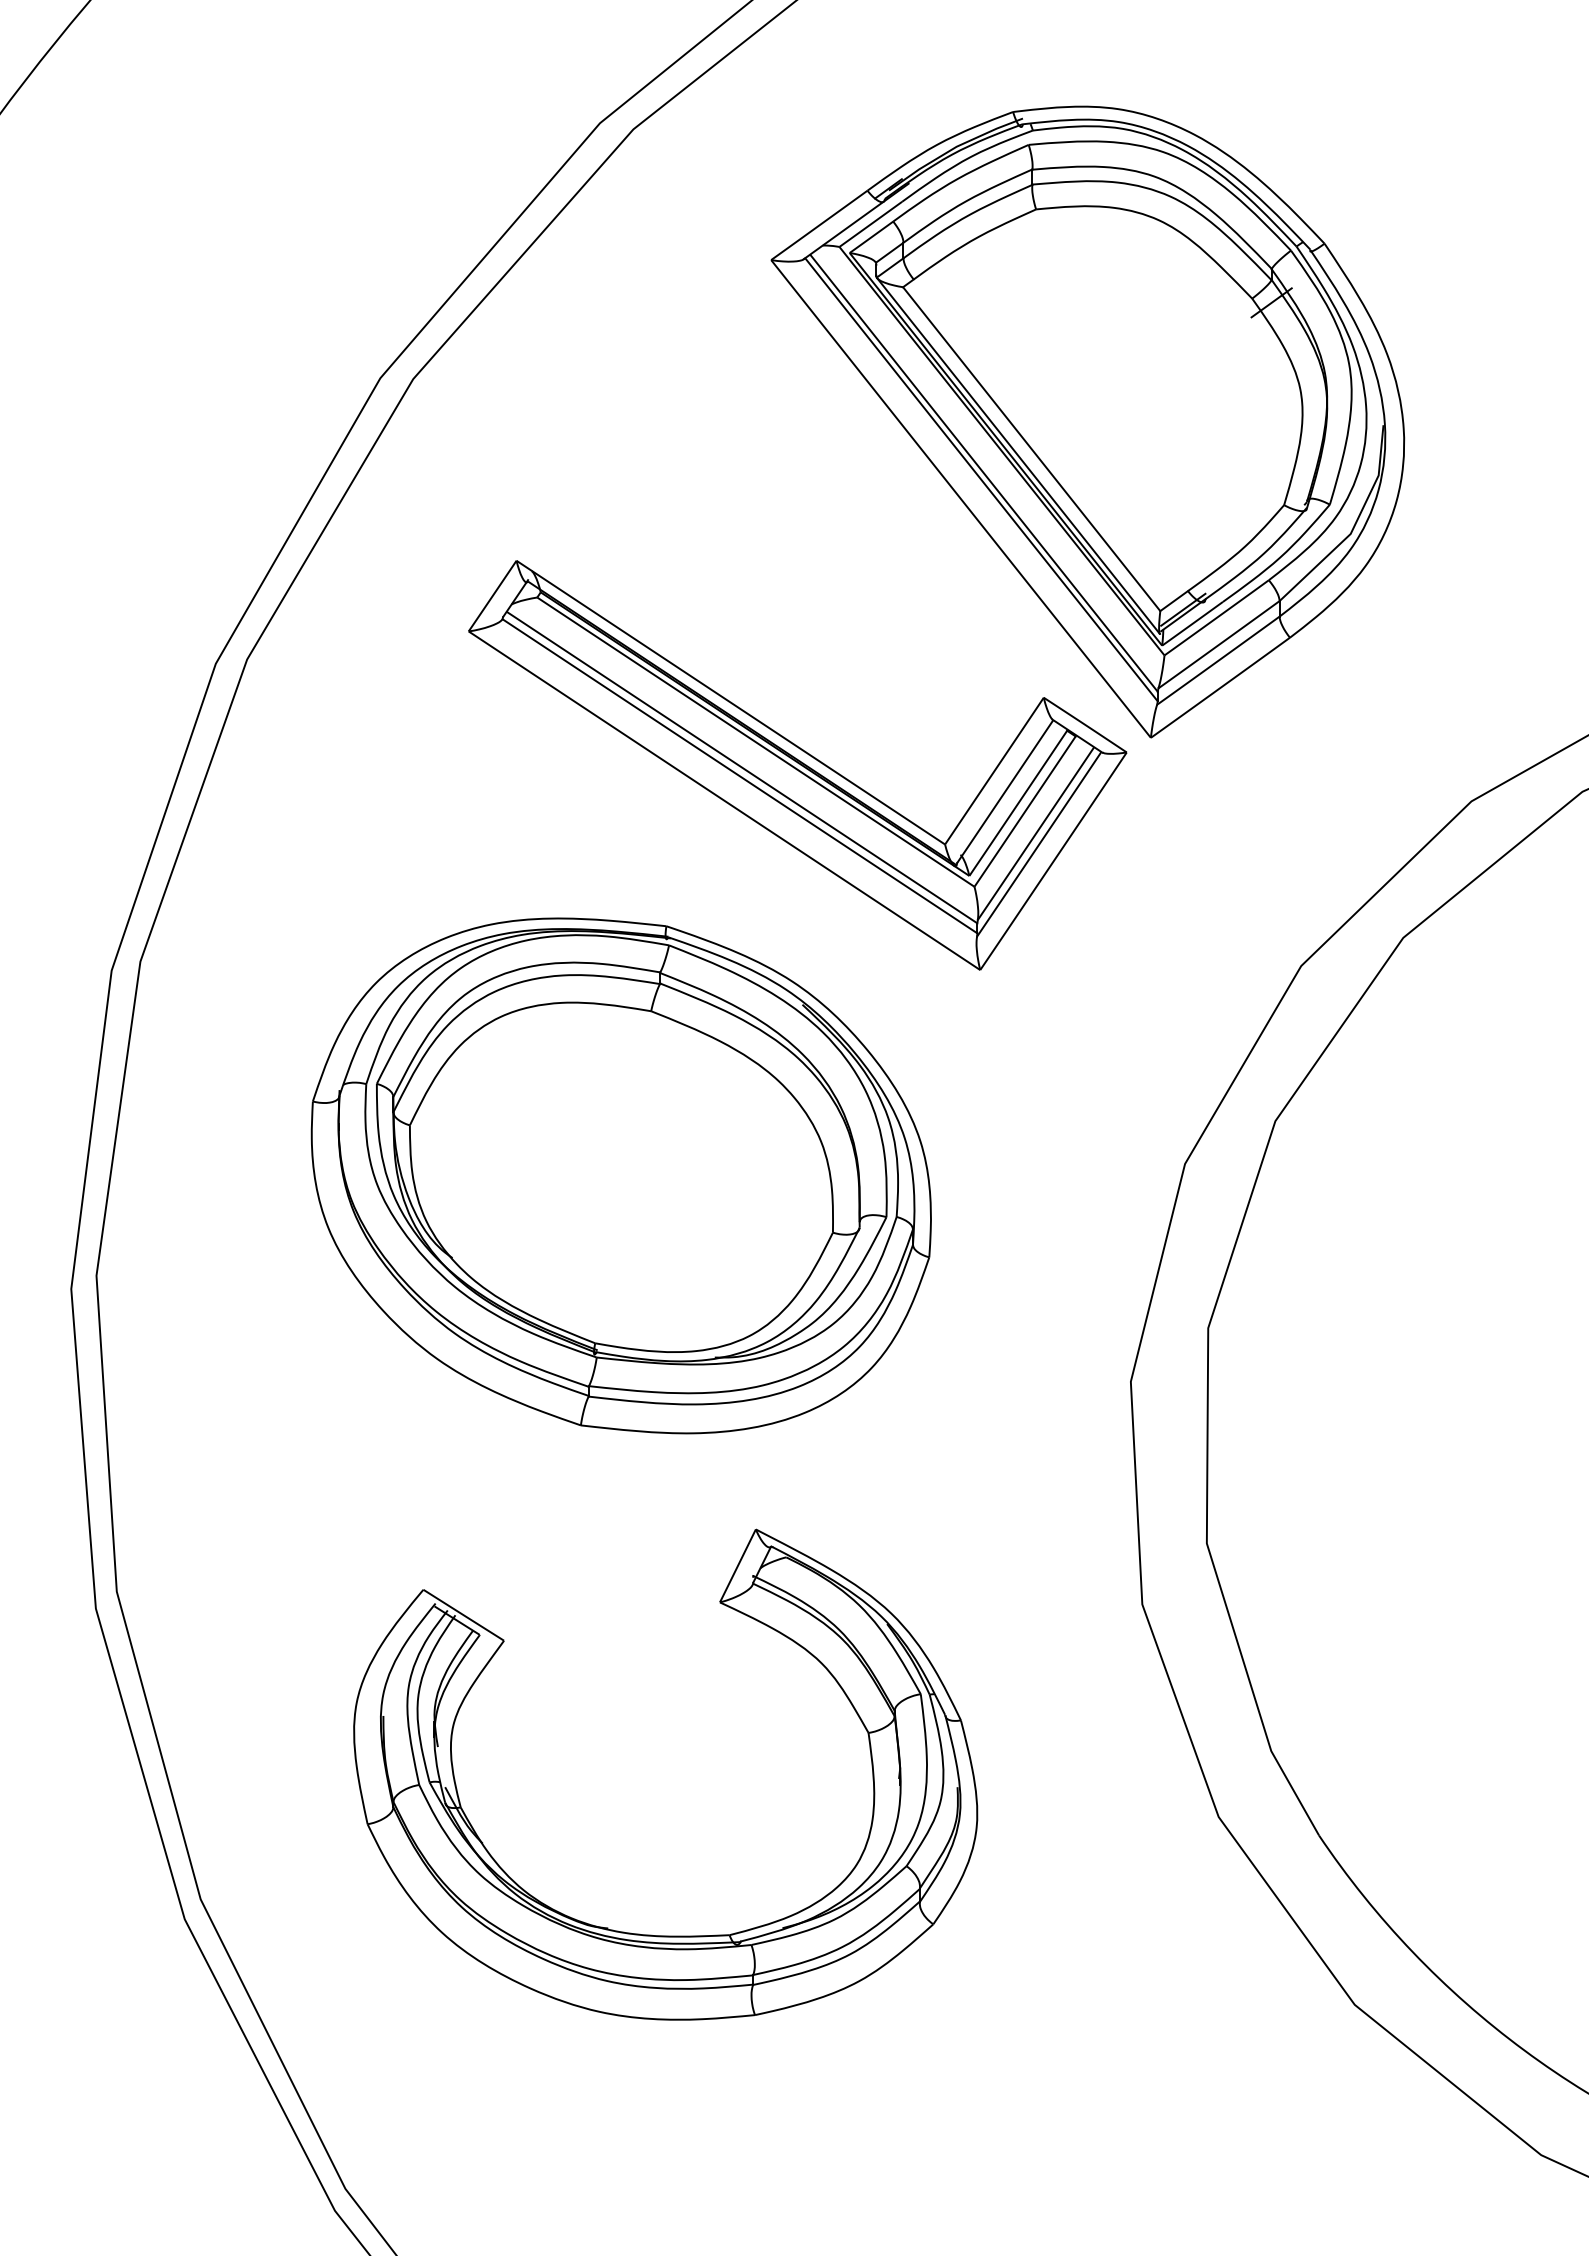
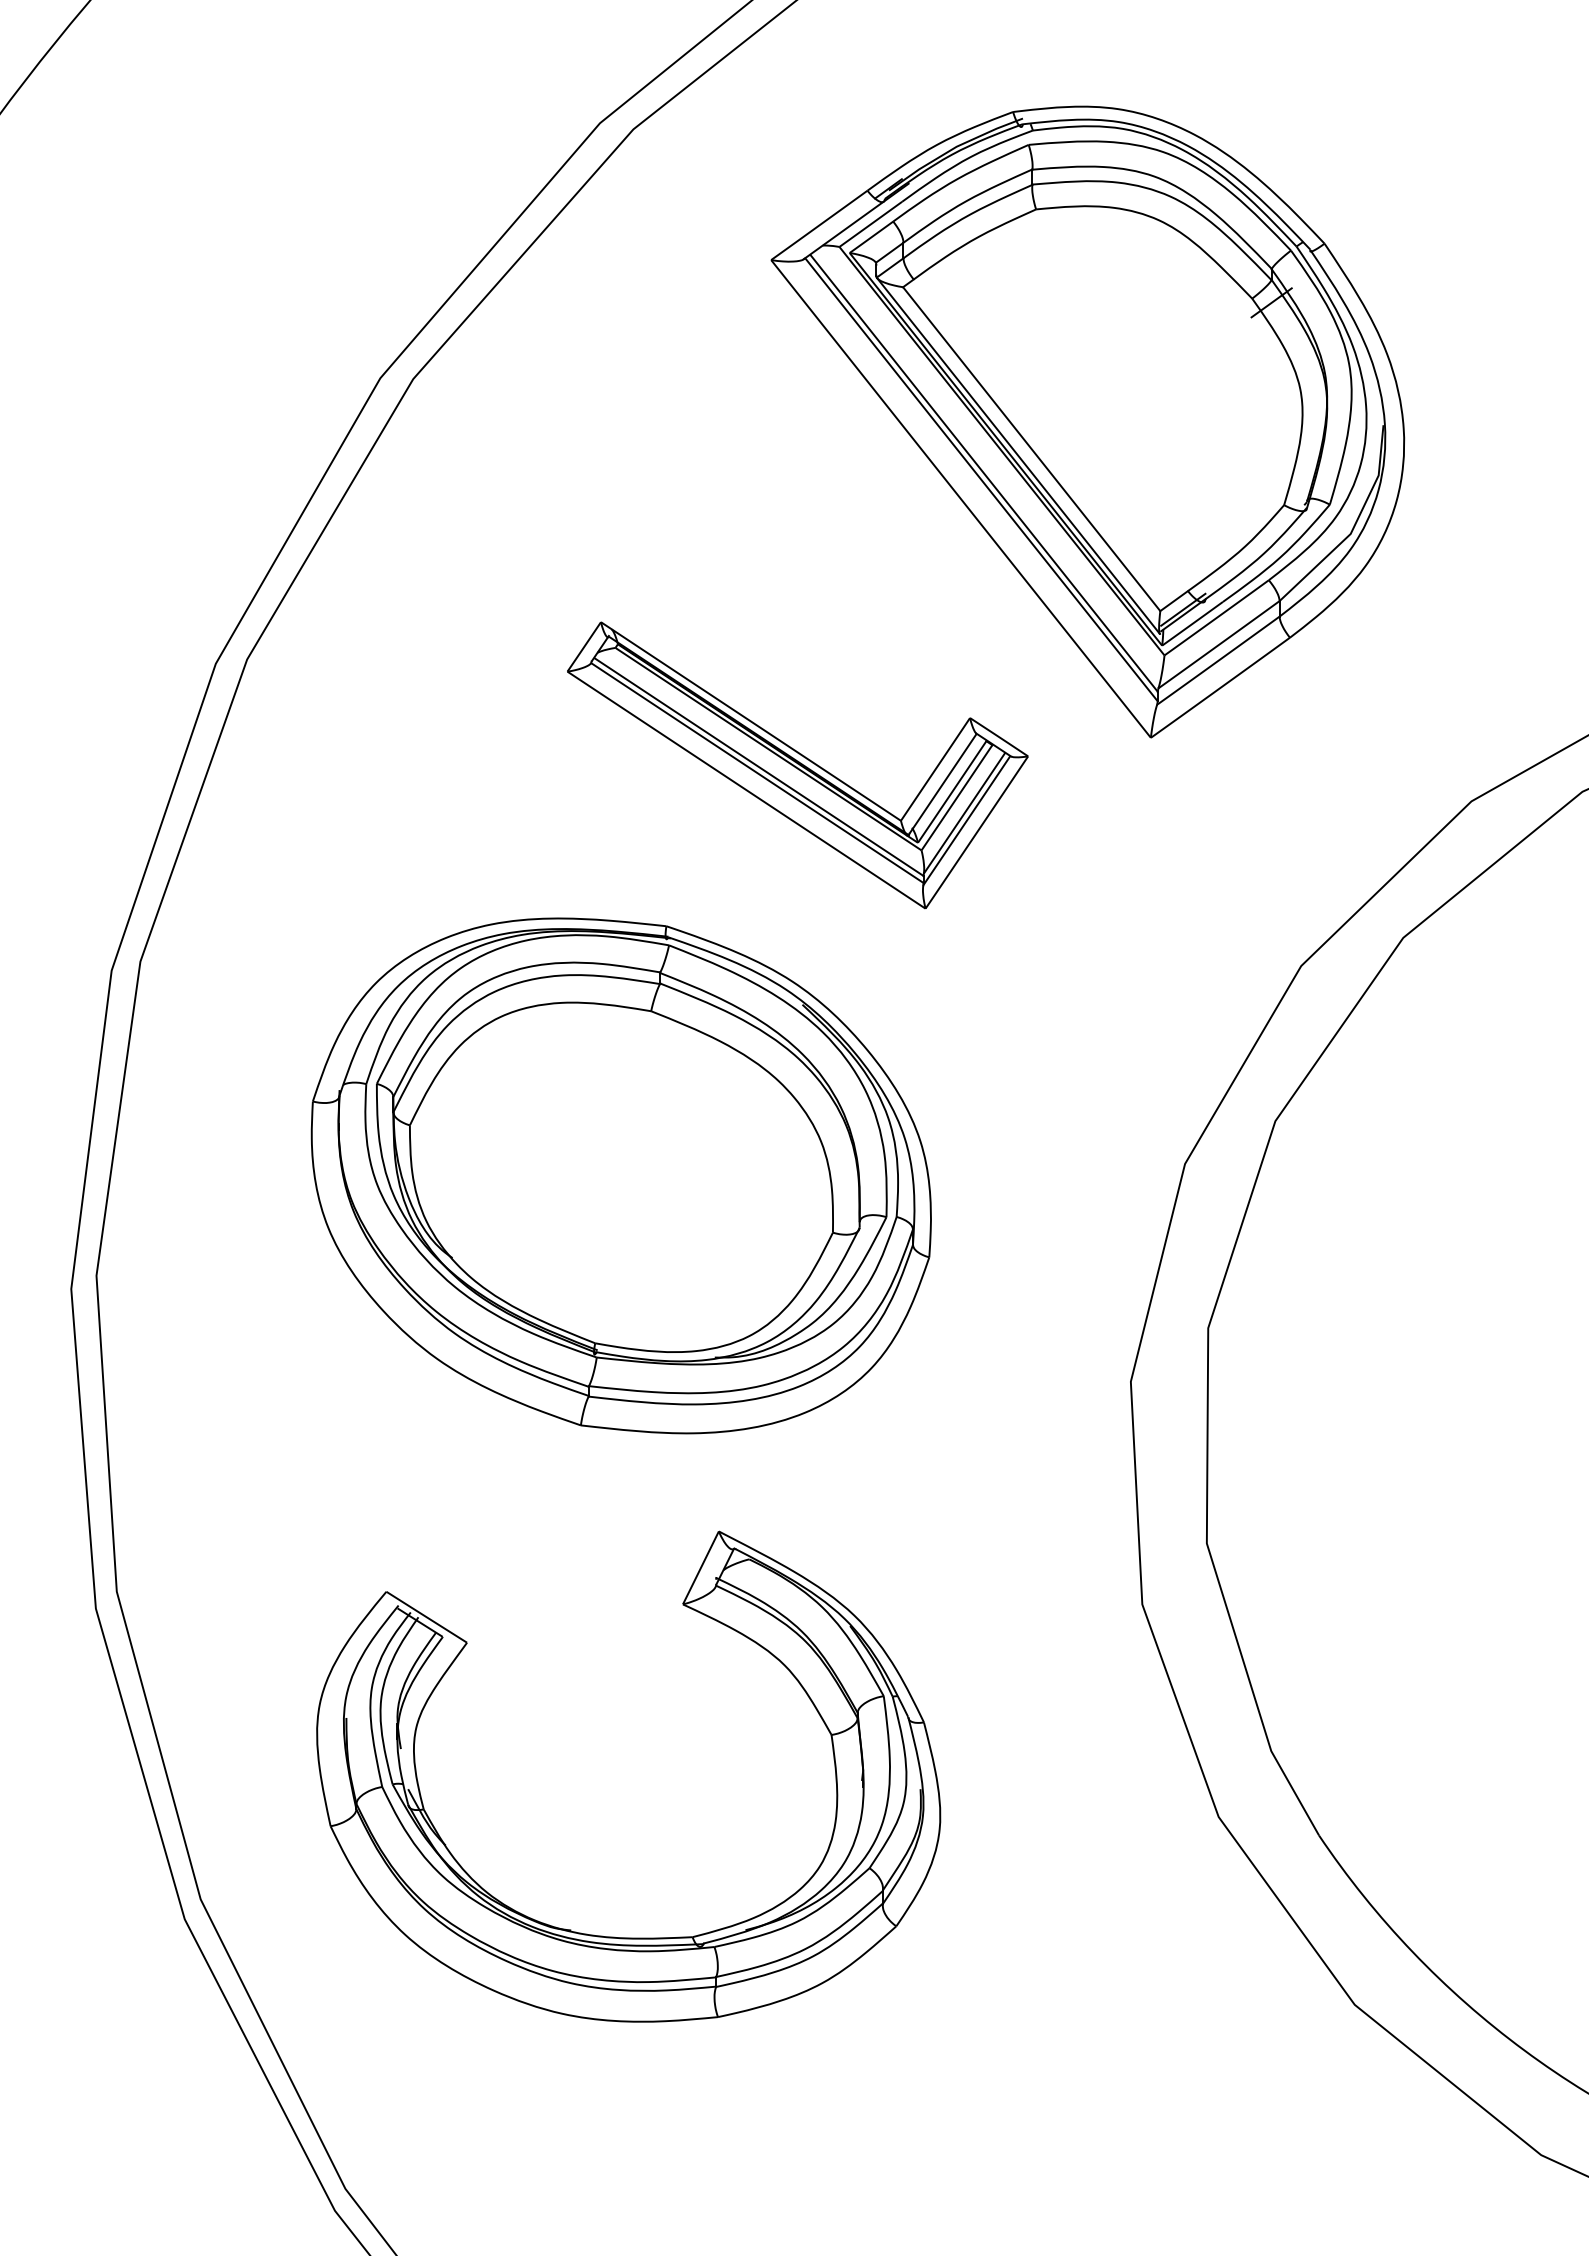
part size: 660x411 px -> 462x289 px (797, 765)
part position: (651, 1934) -> (614, 1936) (614, 1936)
